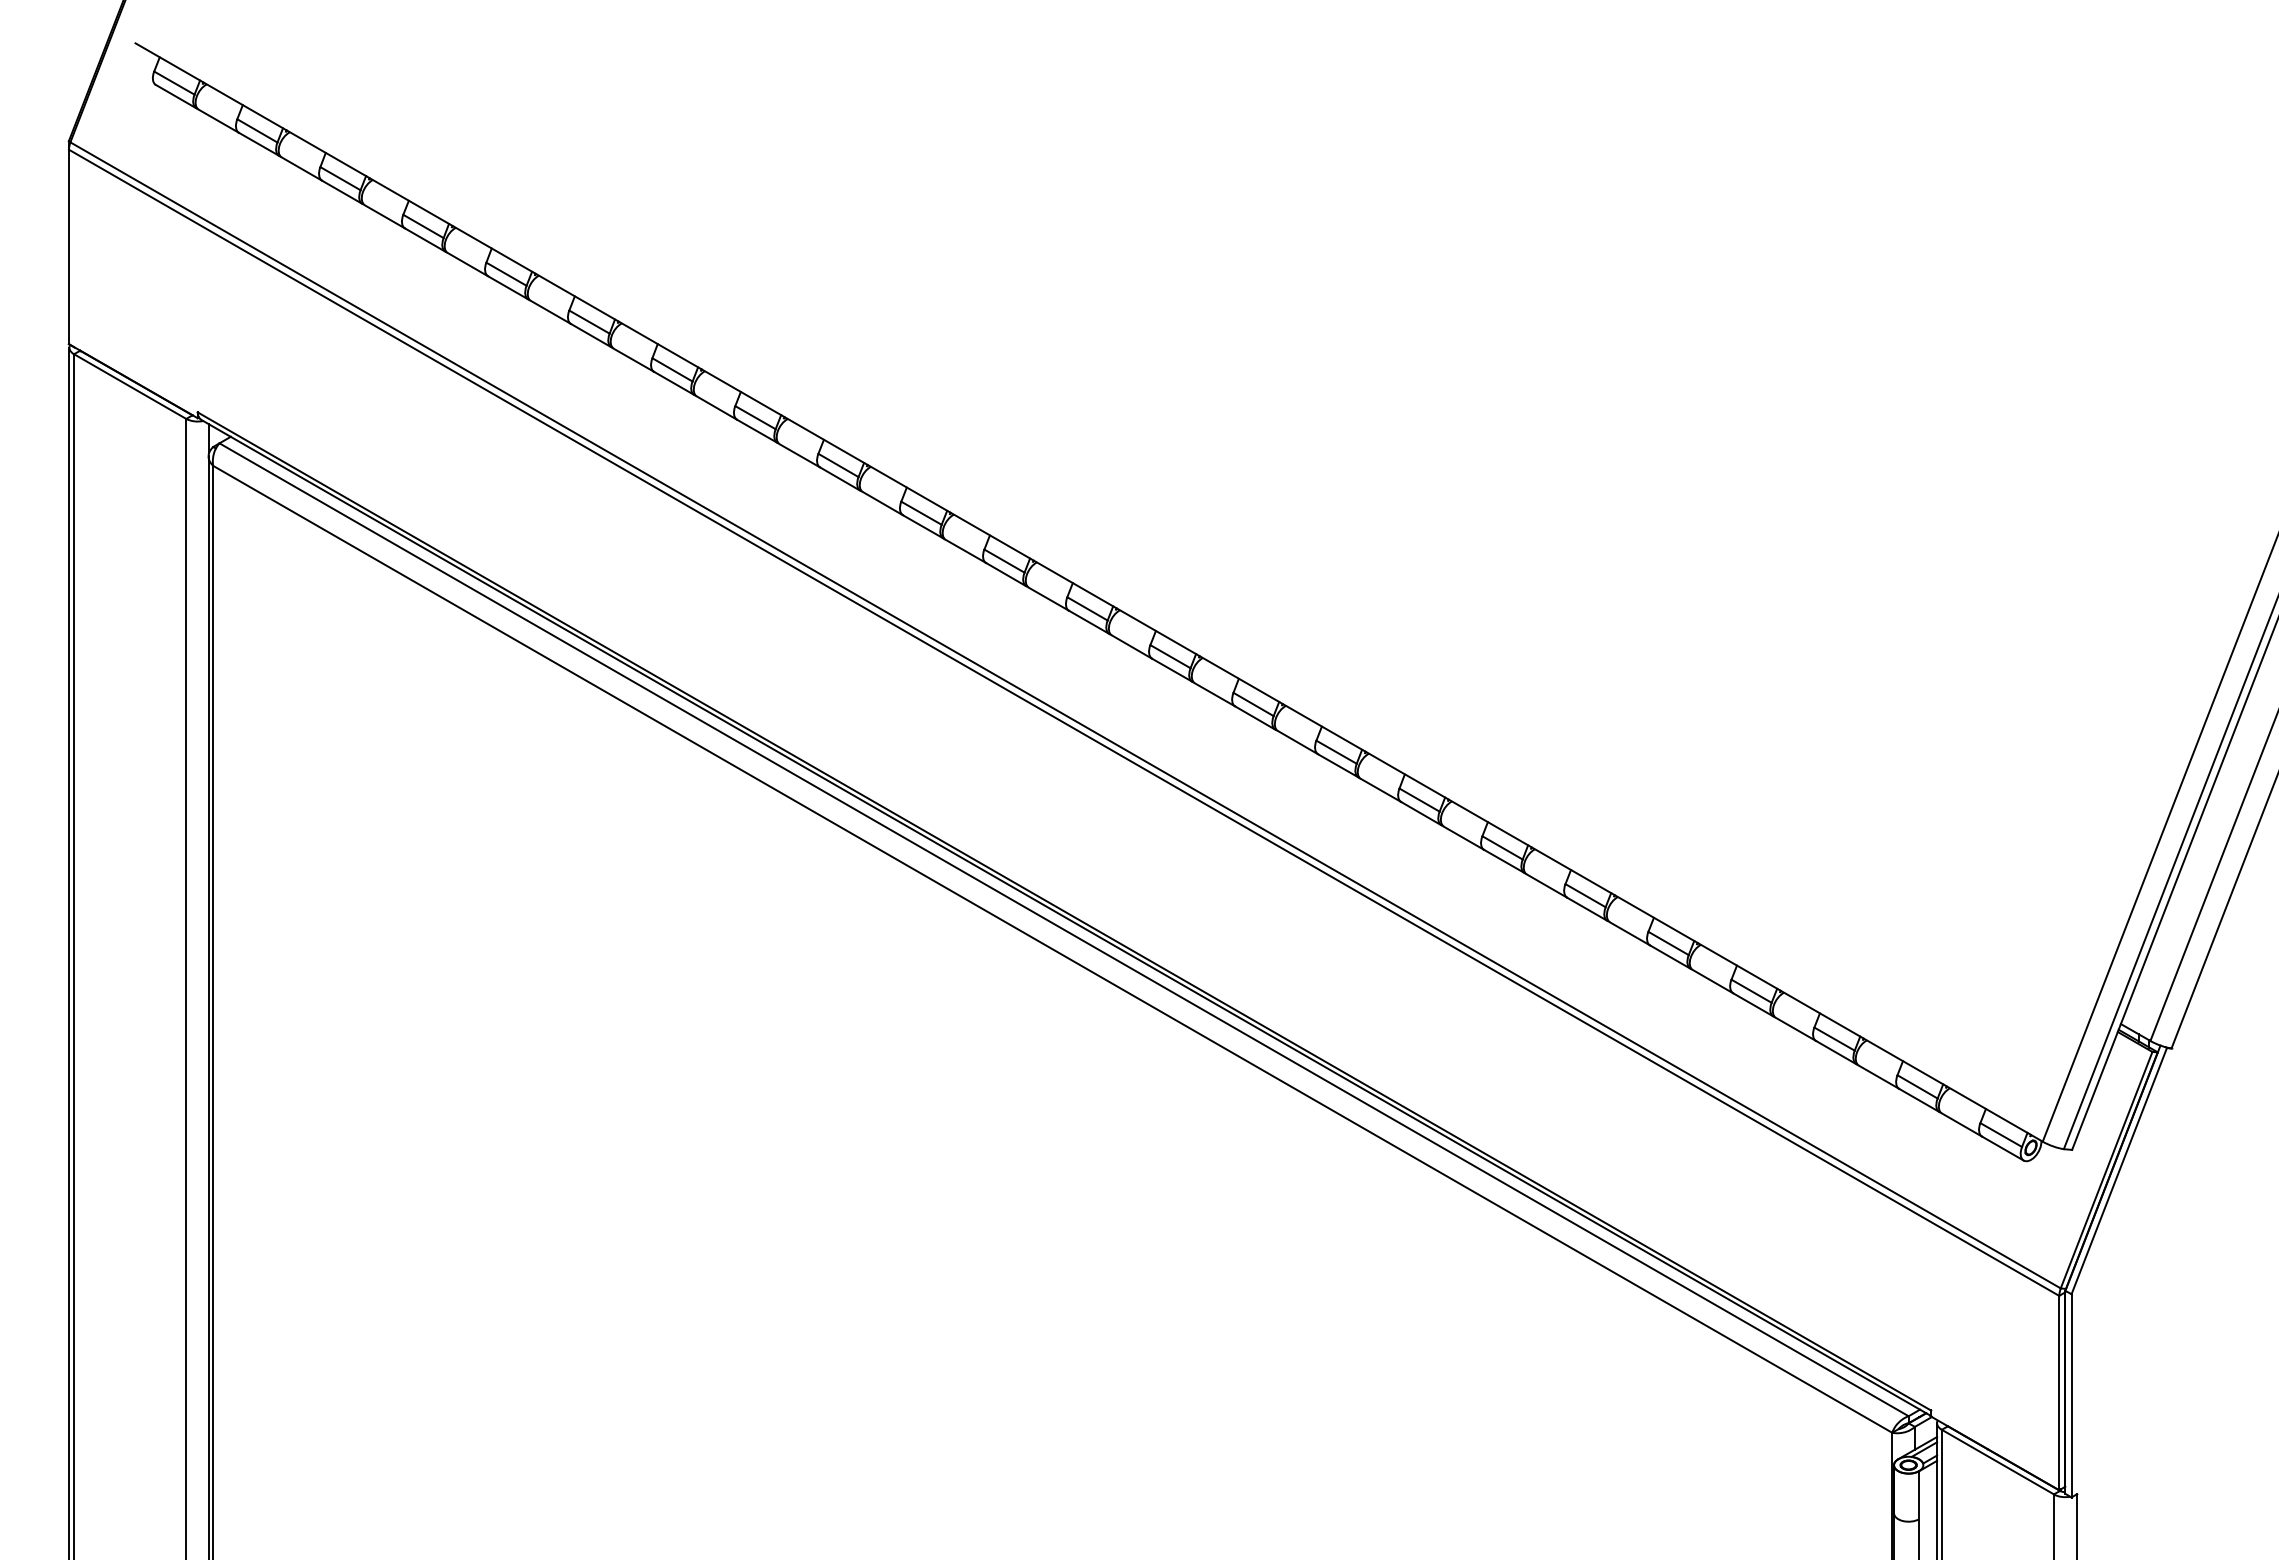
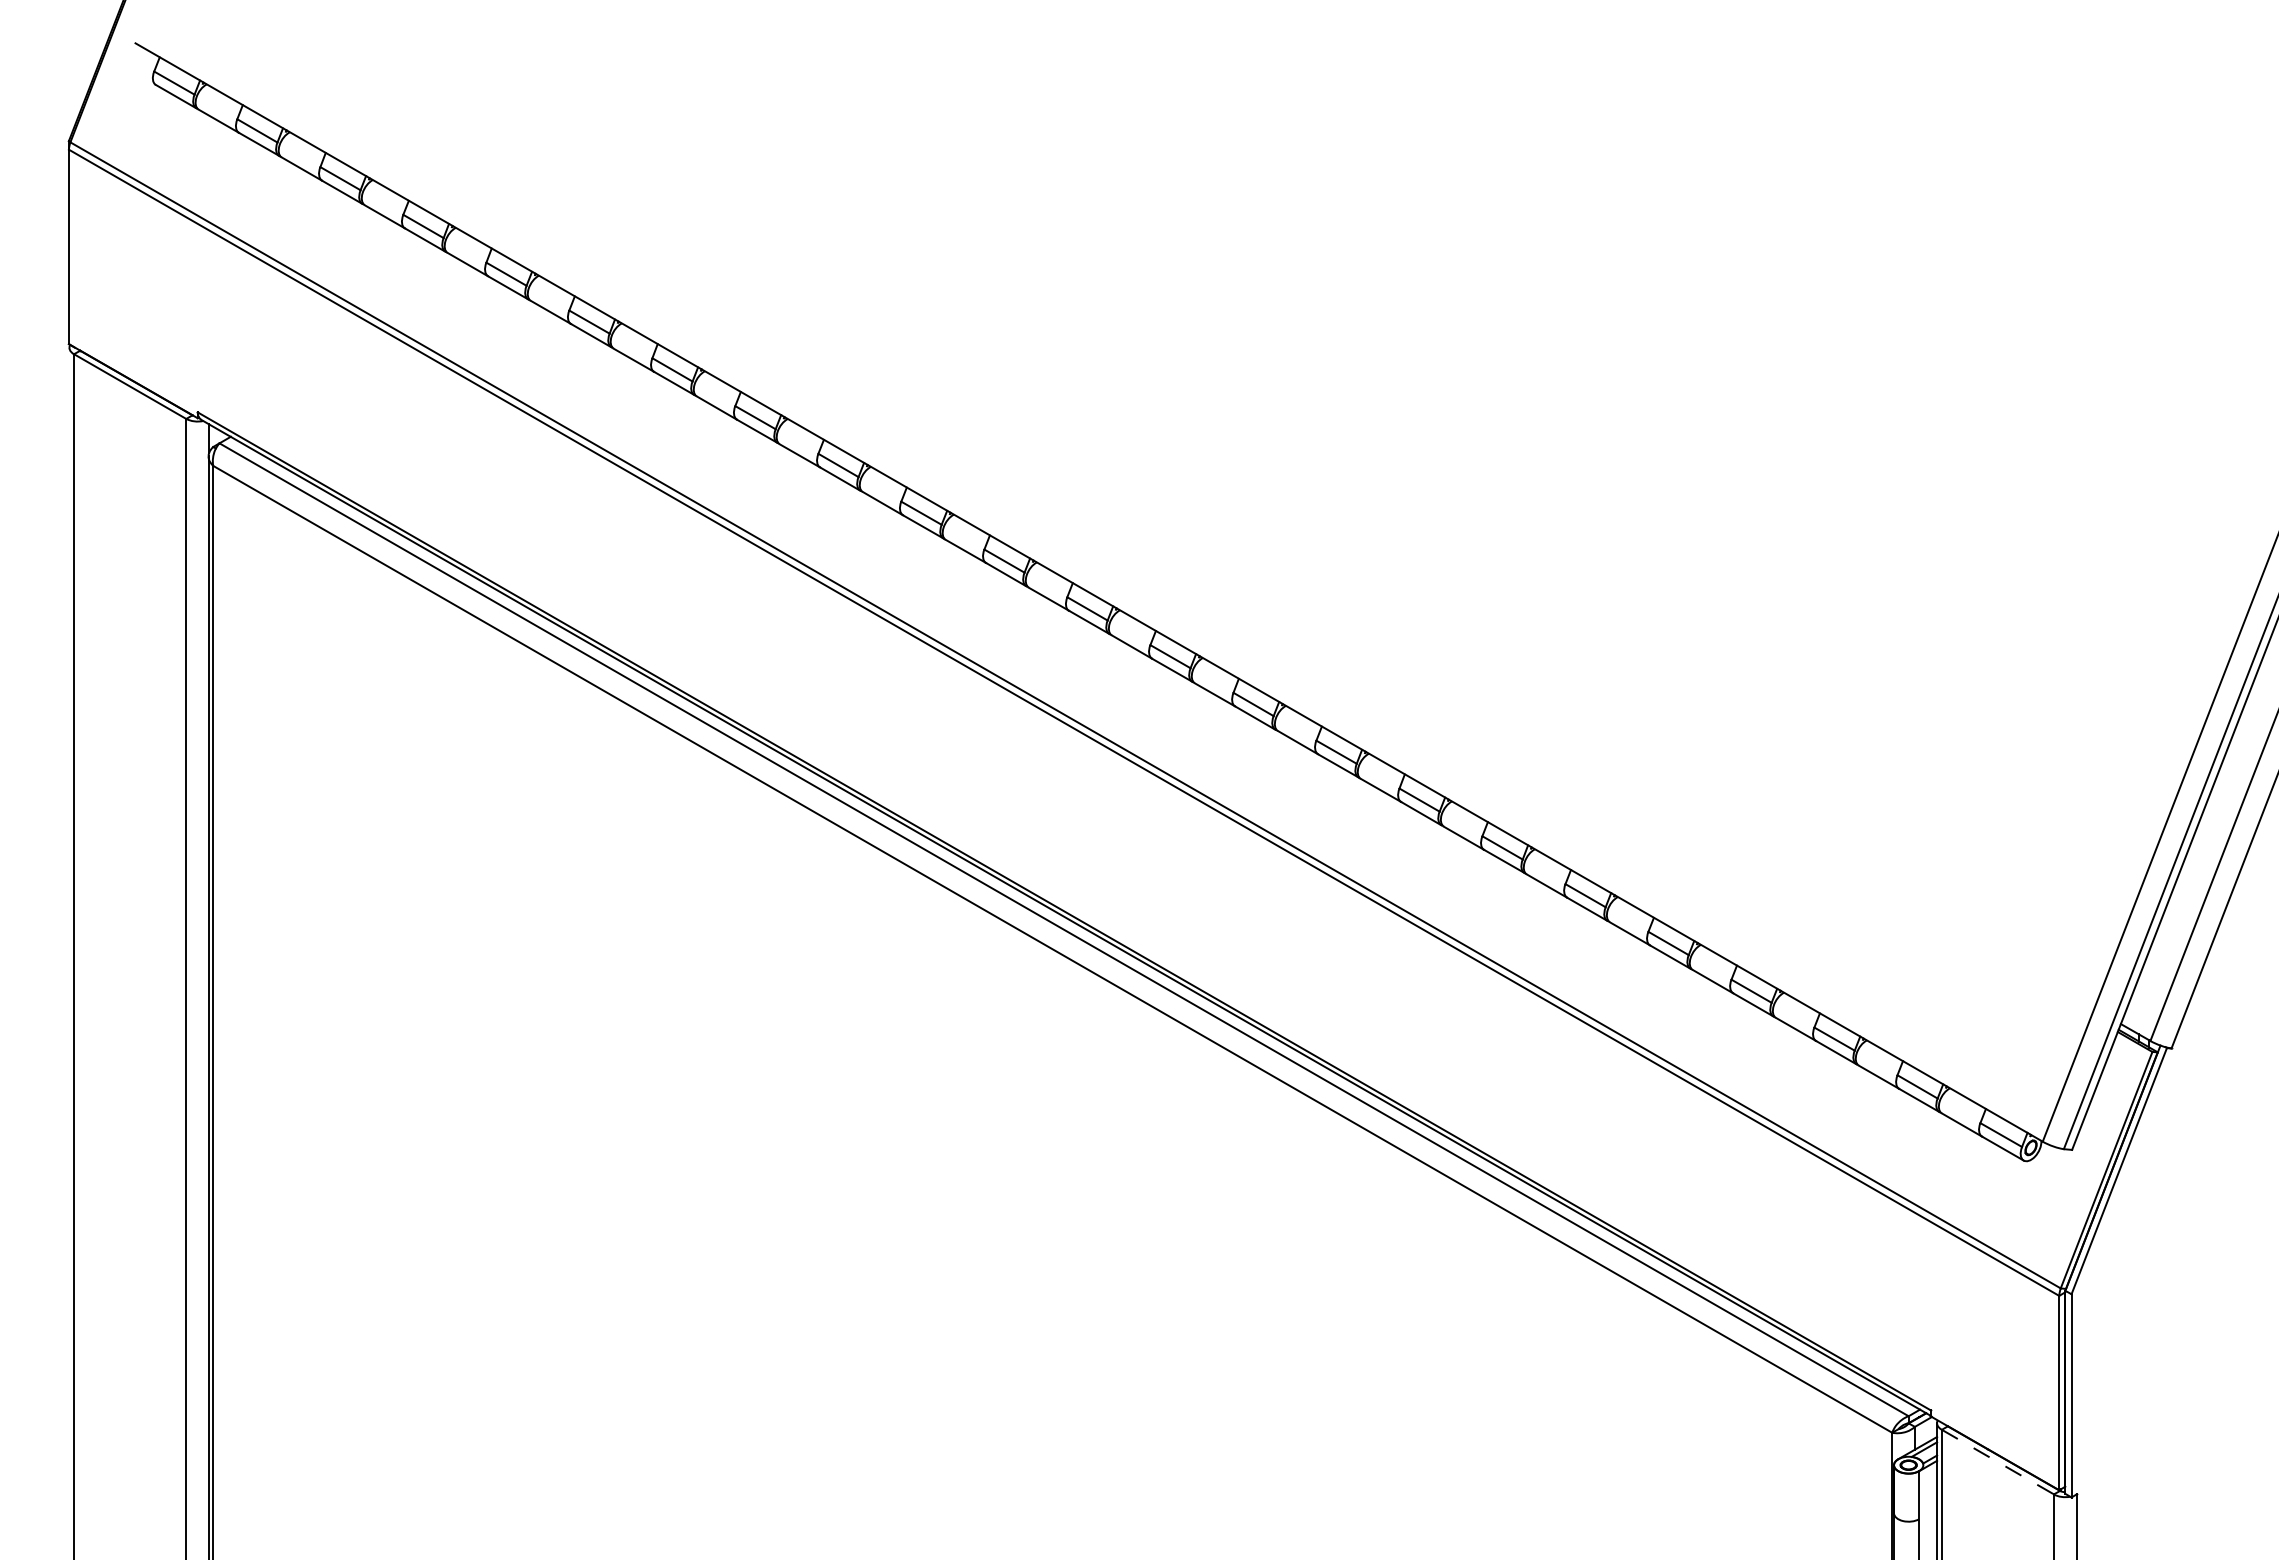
line: present -> none (69, 951)
line: solid -> dashed (1997, 1462)
